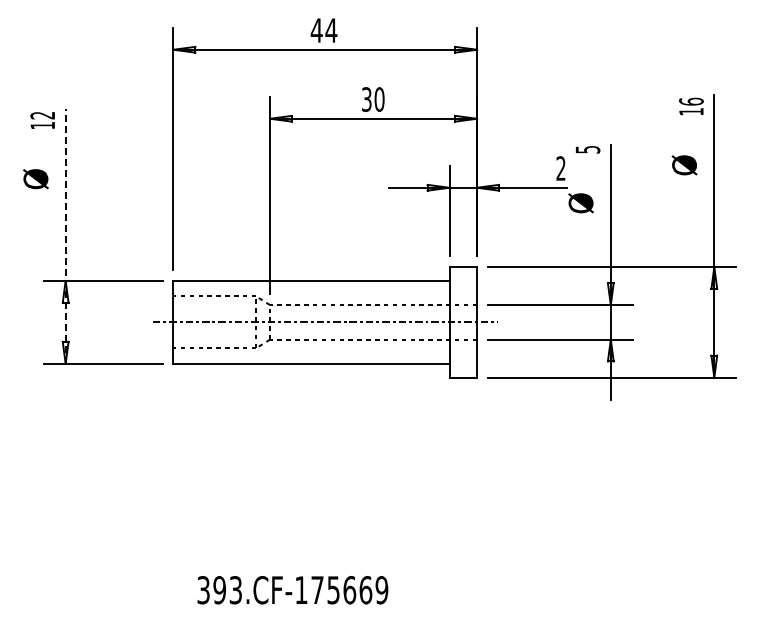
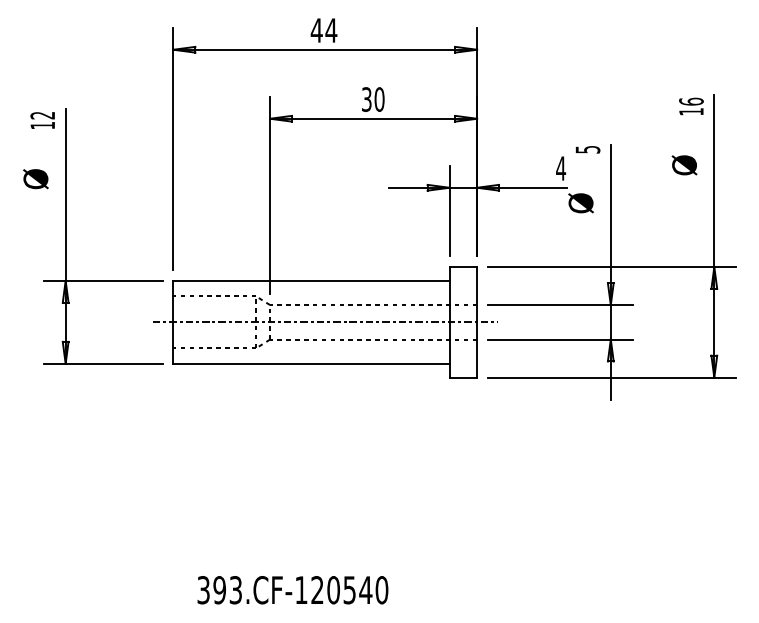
text: 2 -> 4 (561, 168)
line: dashed -> solid (65, 235)
text: 393.CF-175669 -> 393.CF-120540 (349, 590)
